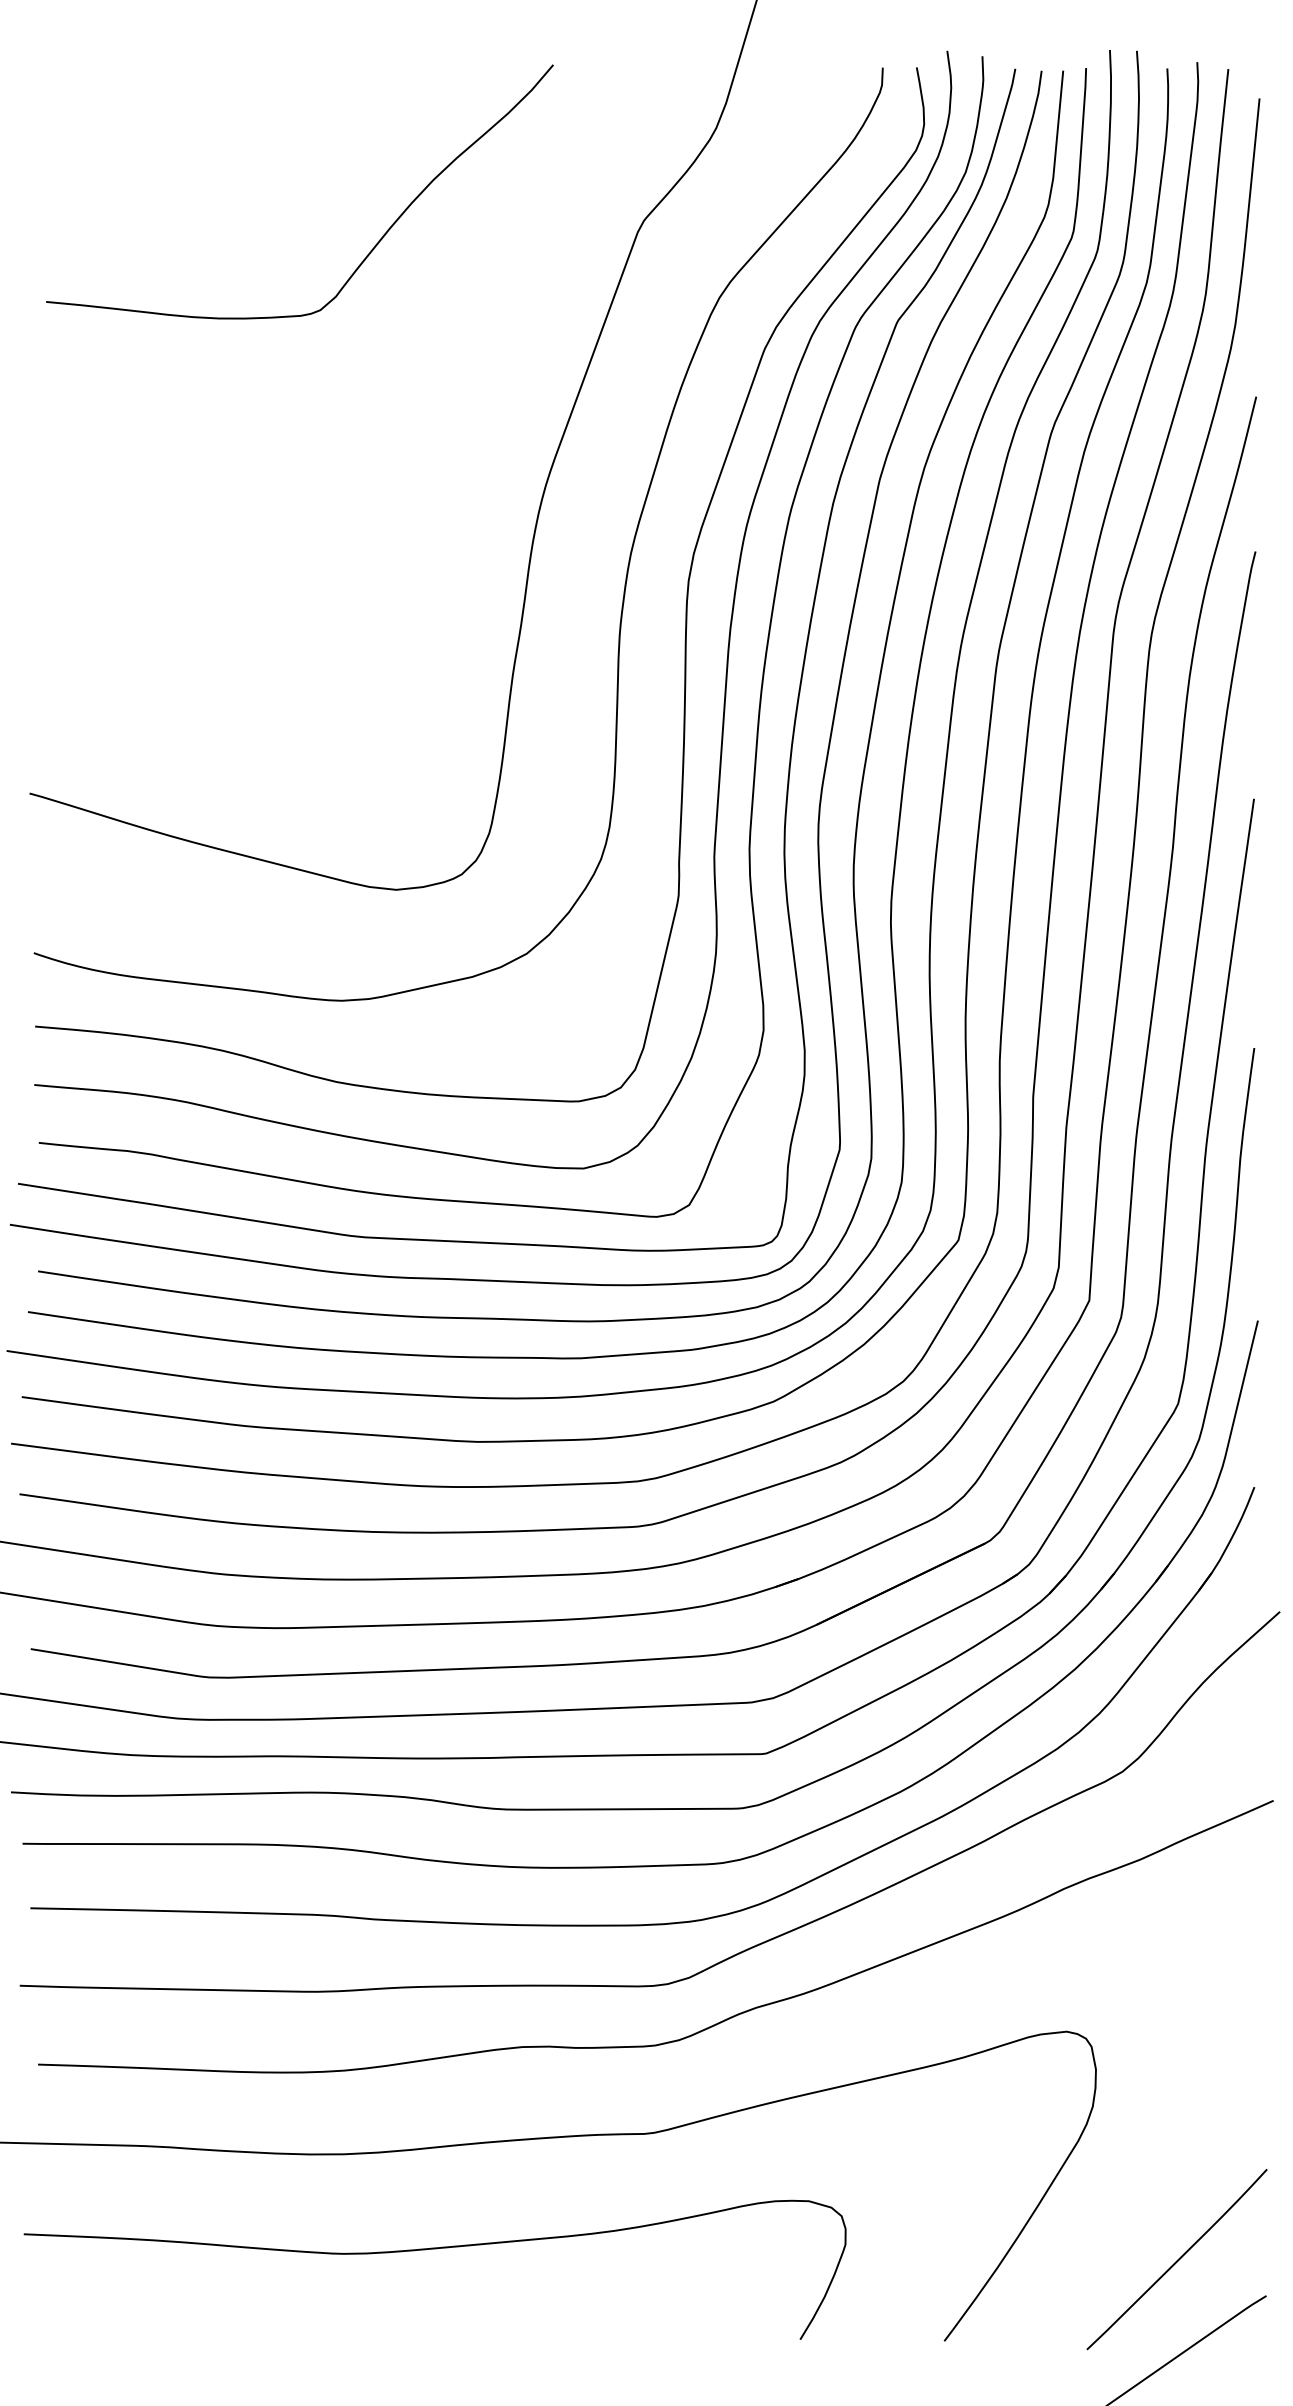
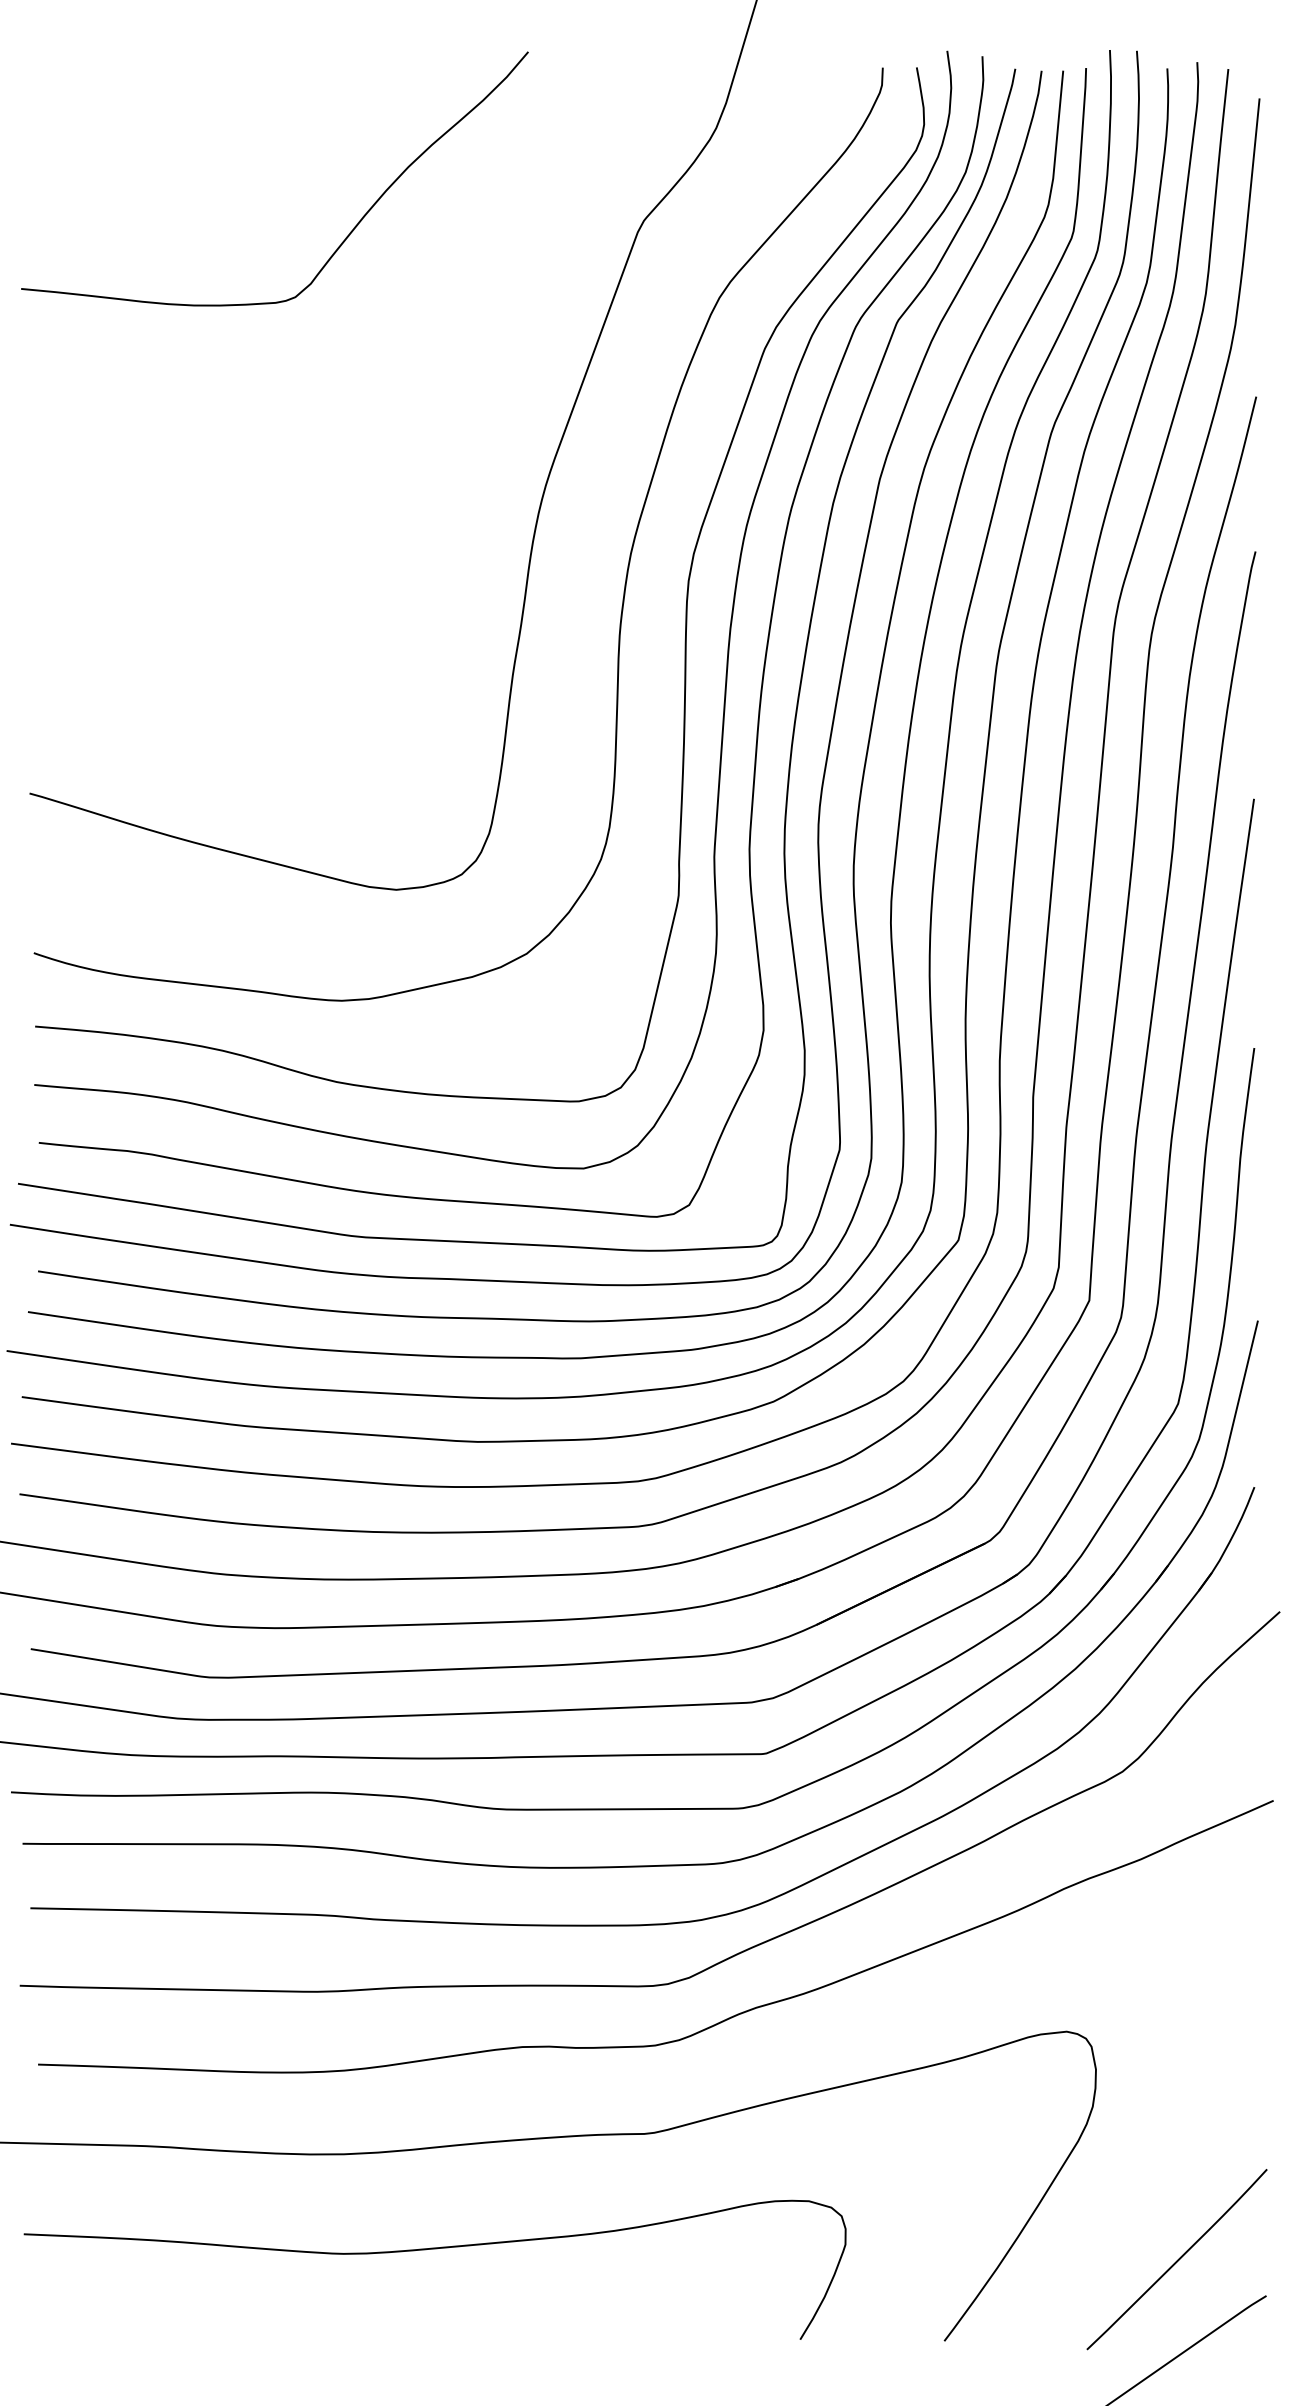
curve position: (370, 250) -> (345, 237) (345, 237)
